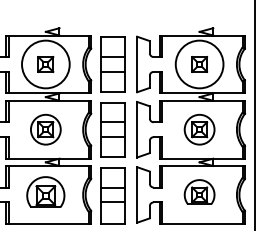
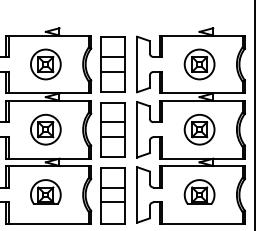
circle diameter: 48 px -> 30 px (45, 64)
circle diameter: 48 px -> 30 px (199, 64)
part size: 40x32 px -> 32x26 px (45, 191)
